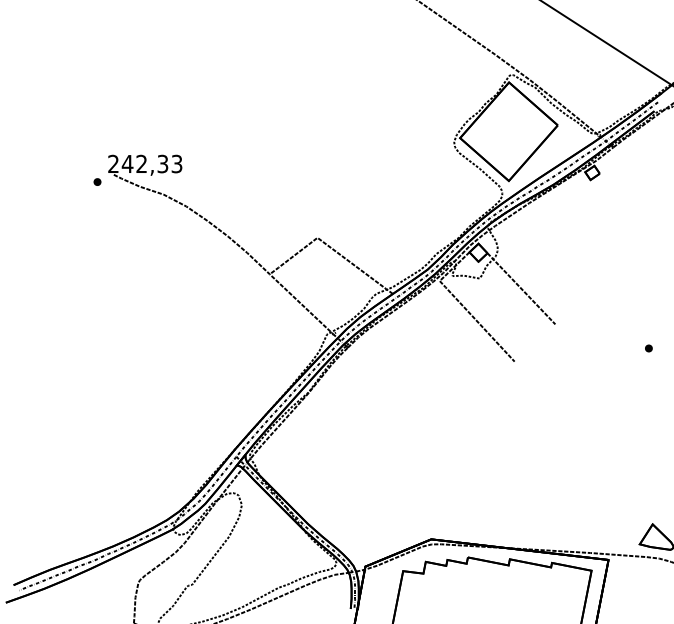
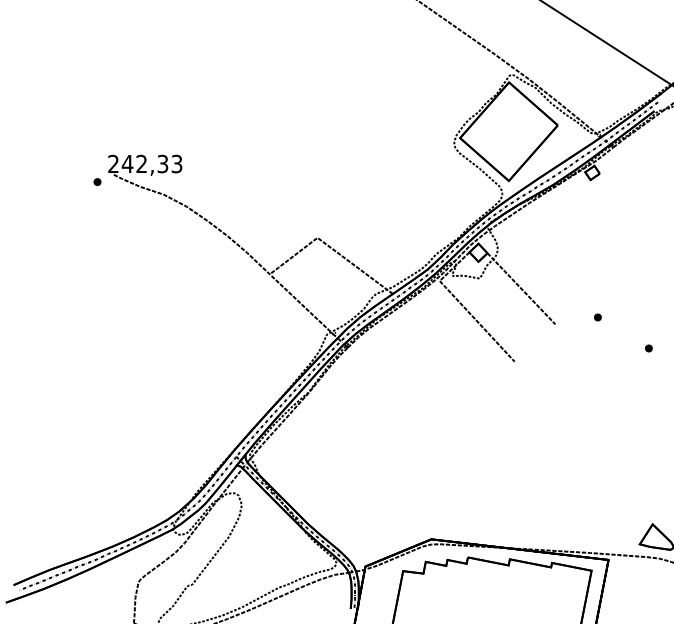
part: none -> present (597, 317)
